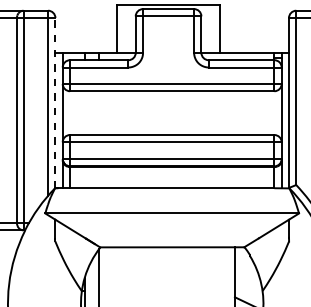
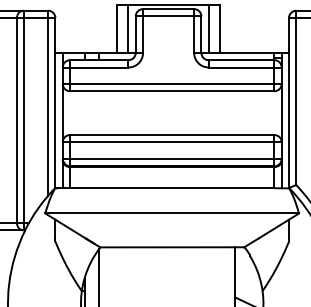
line: none -> present (128, 28)
line: none -> present (208, 28)
line: dashed -> solid (55, 102)
